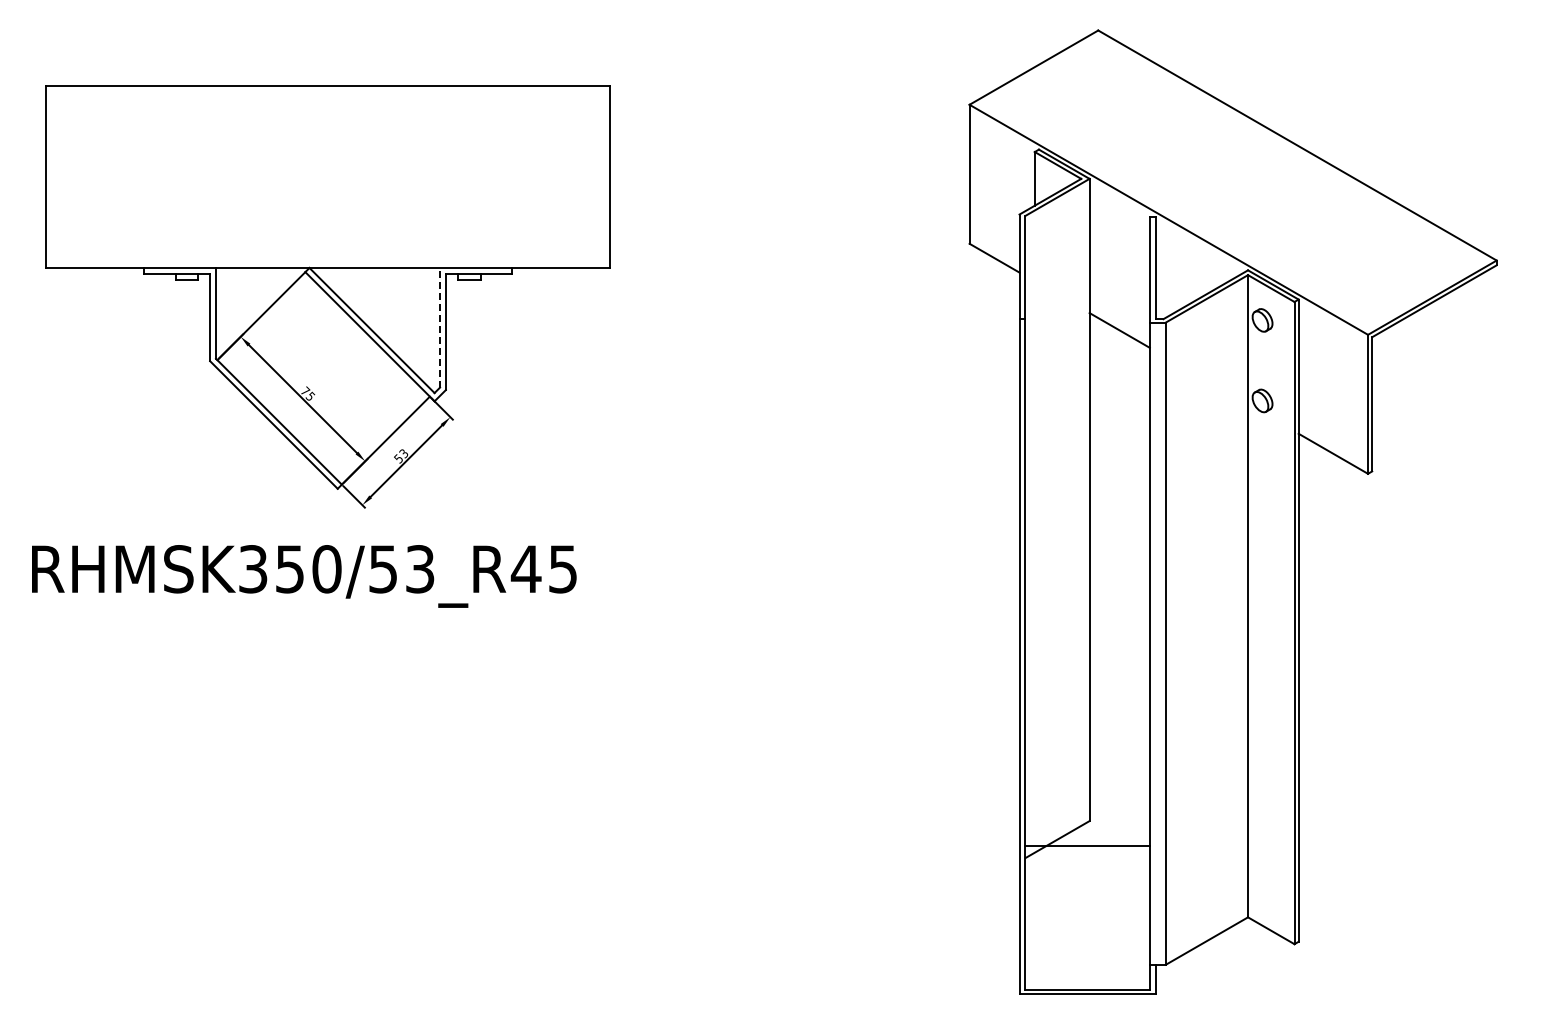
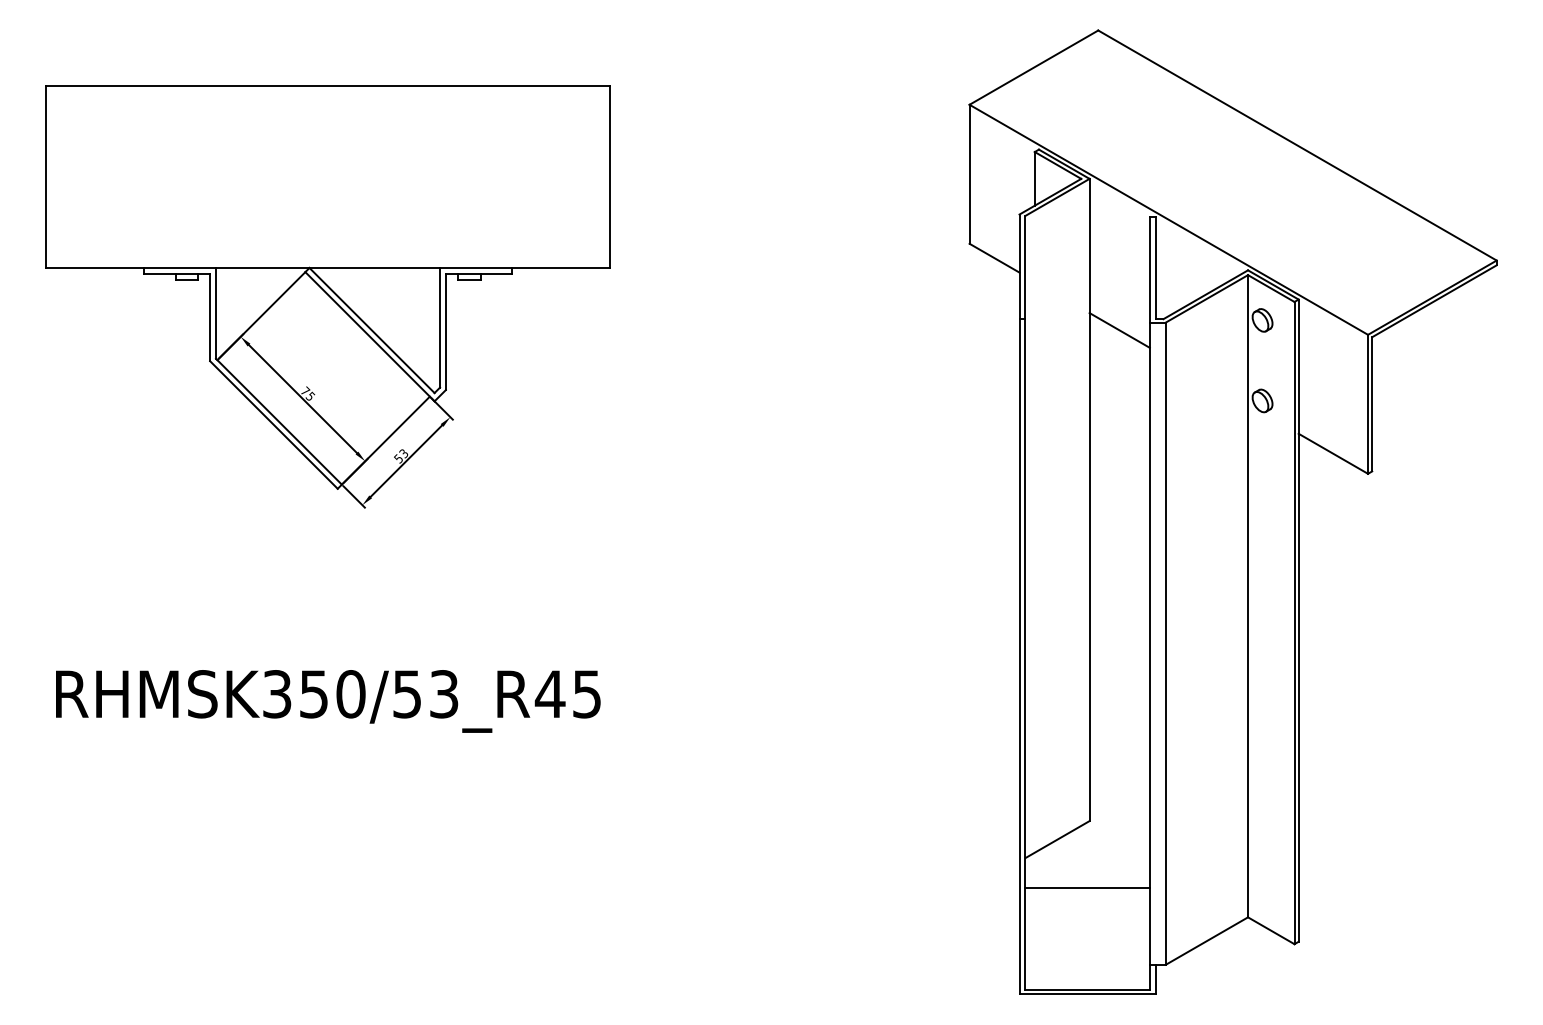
line: dashed -> solid (440, 327)
text position: (304, 576) -> (328, 701) (328, 701)
line position: (1087, 846) -> (1087, 888) (1087, 888)
